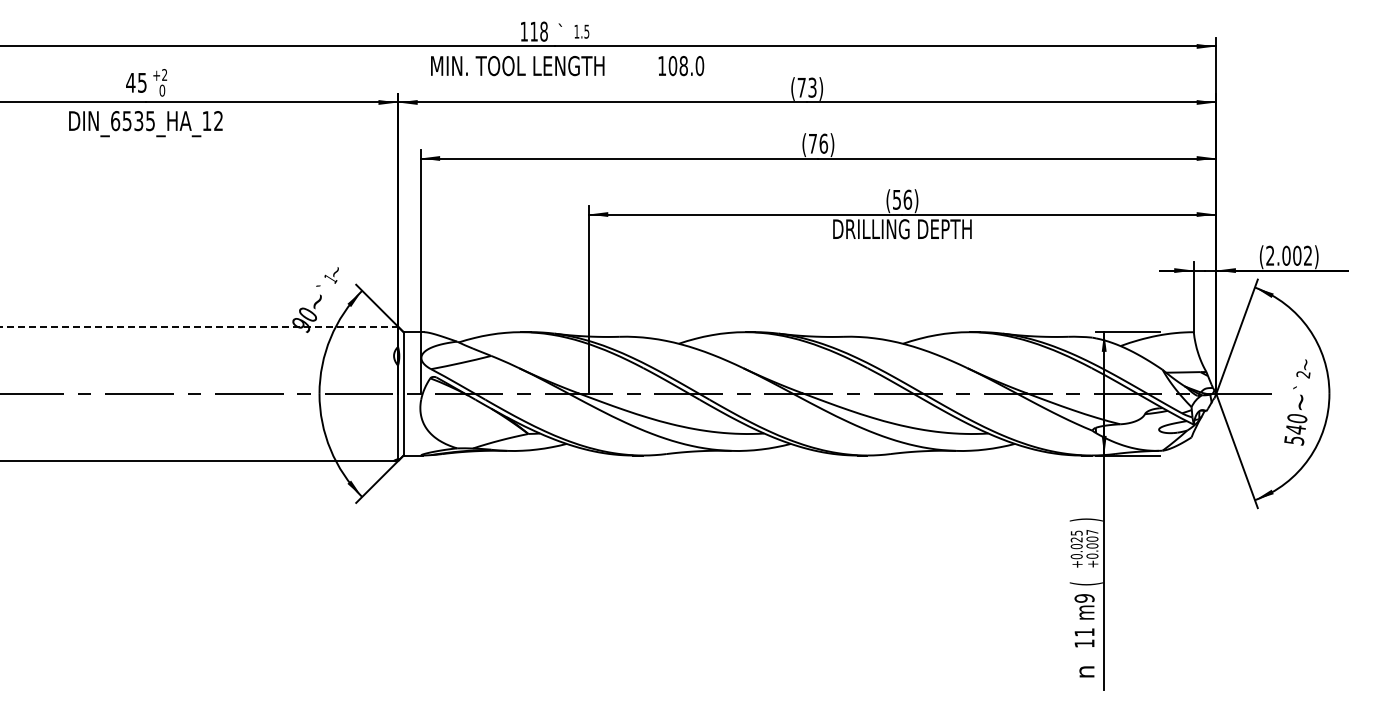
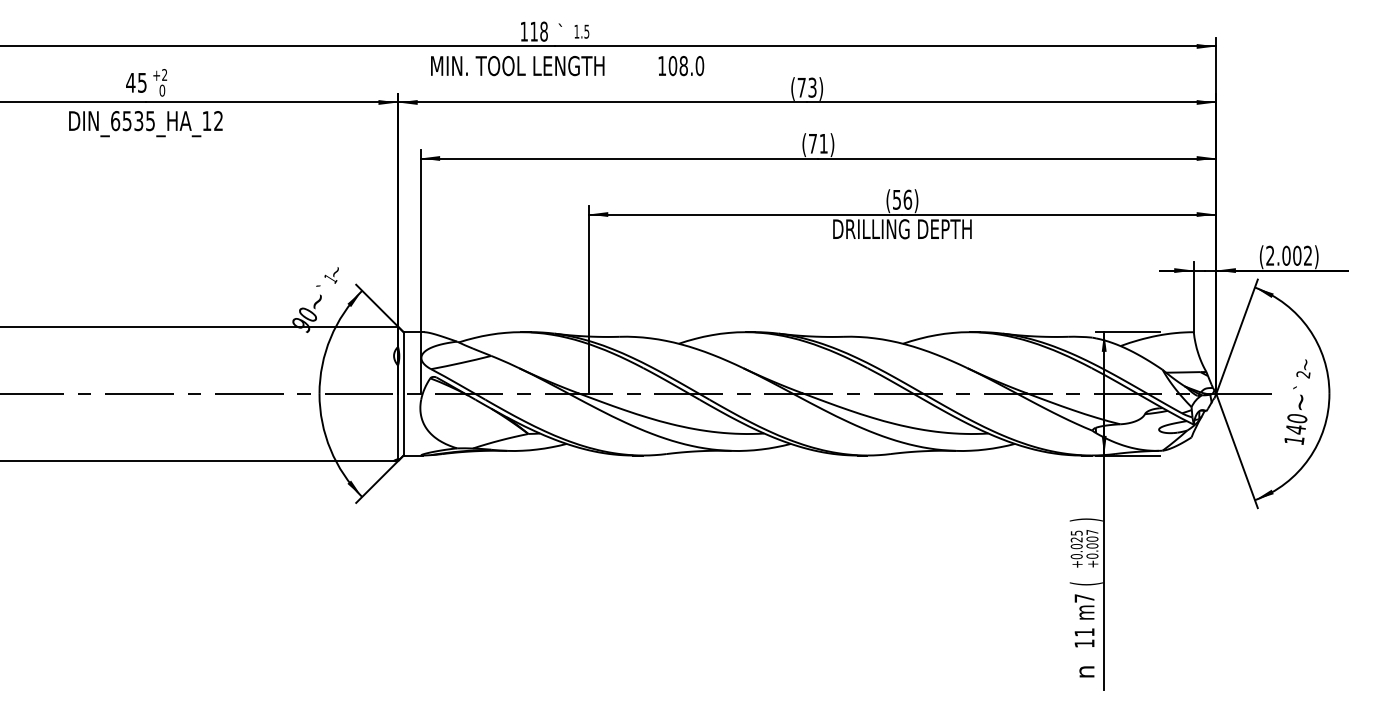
text: (76) -> (71) (823, 143)
line: dashed -> solid (199, 326)
text: 540 -> 140 (1294, 440)
text: m9 -> m7 (1084, 598)
